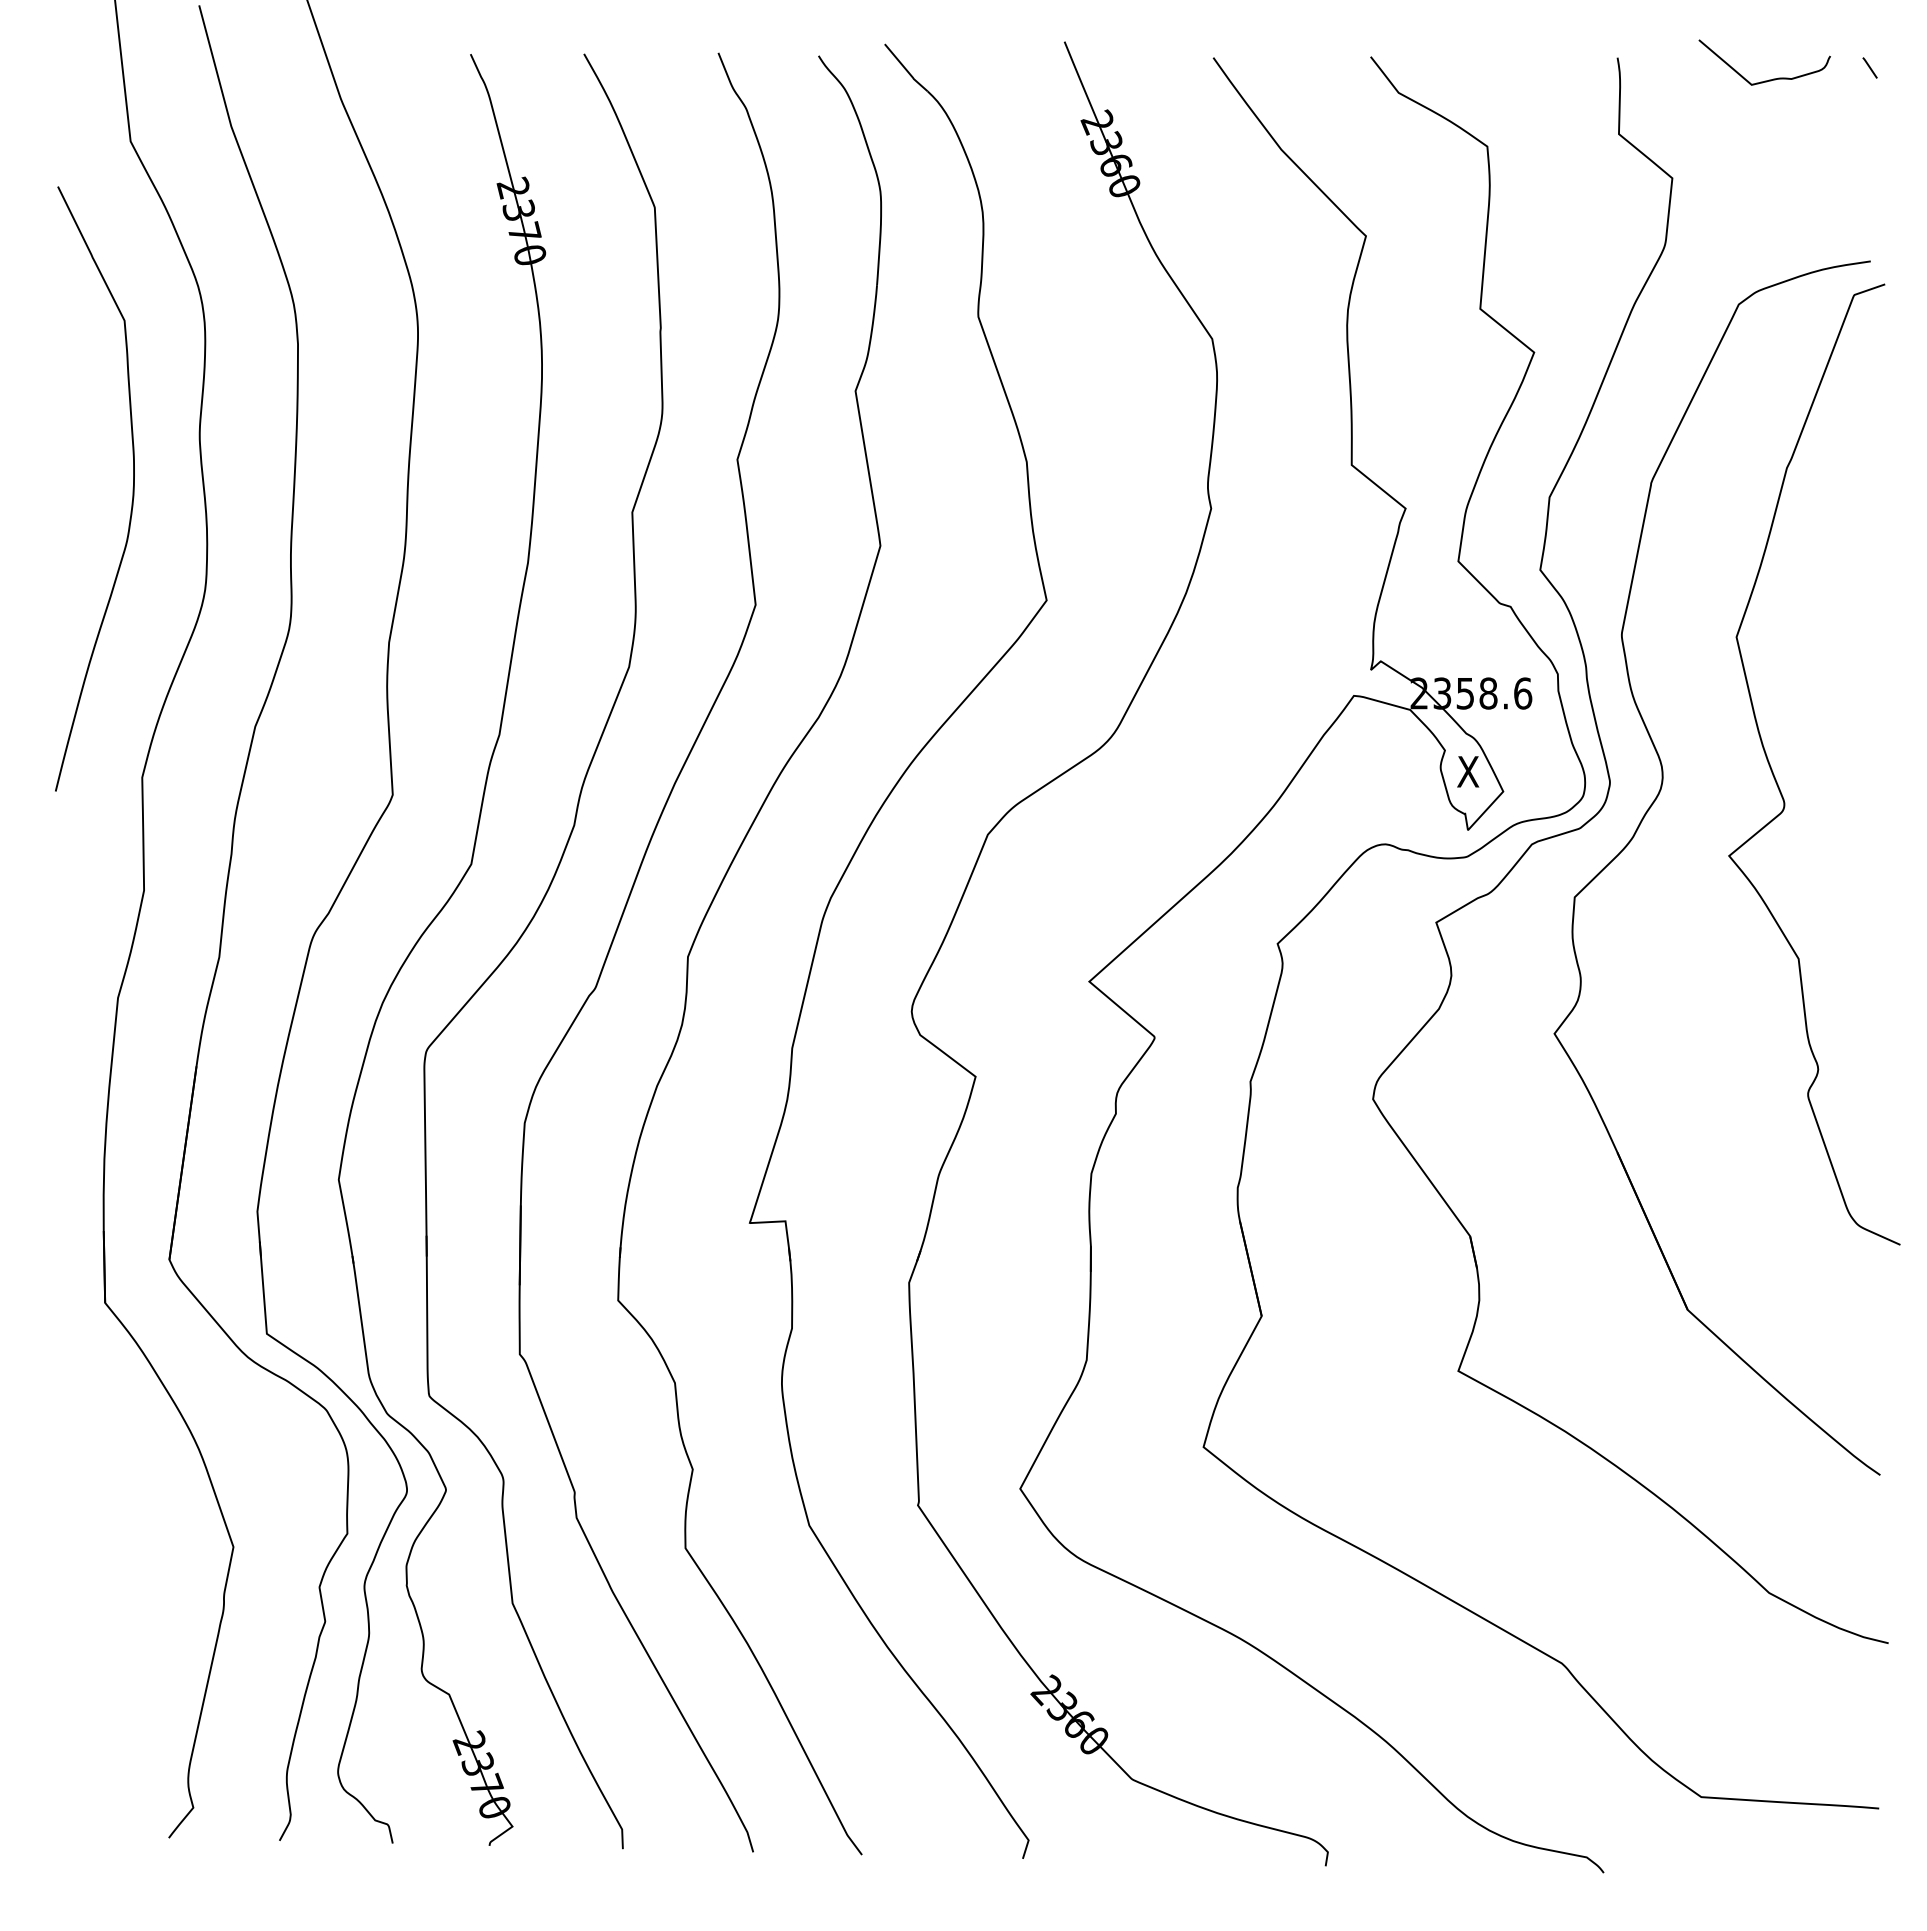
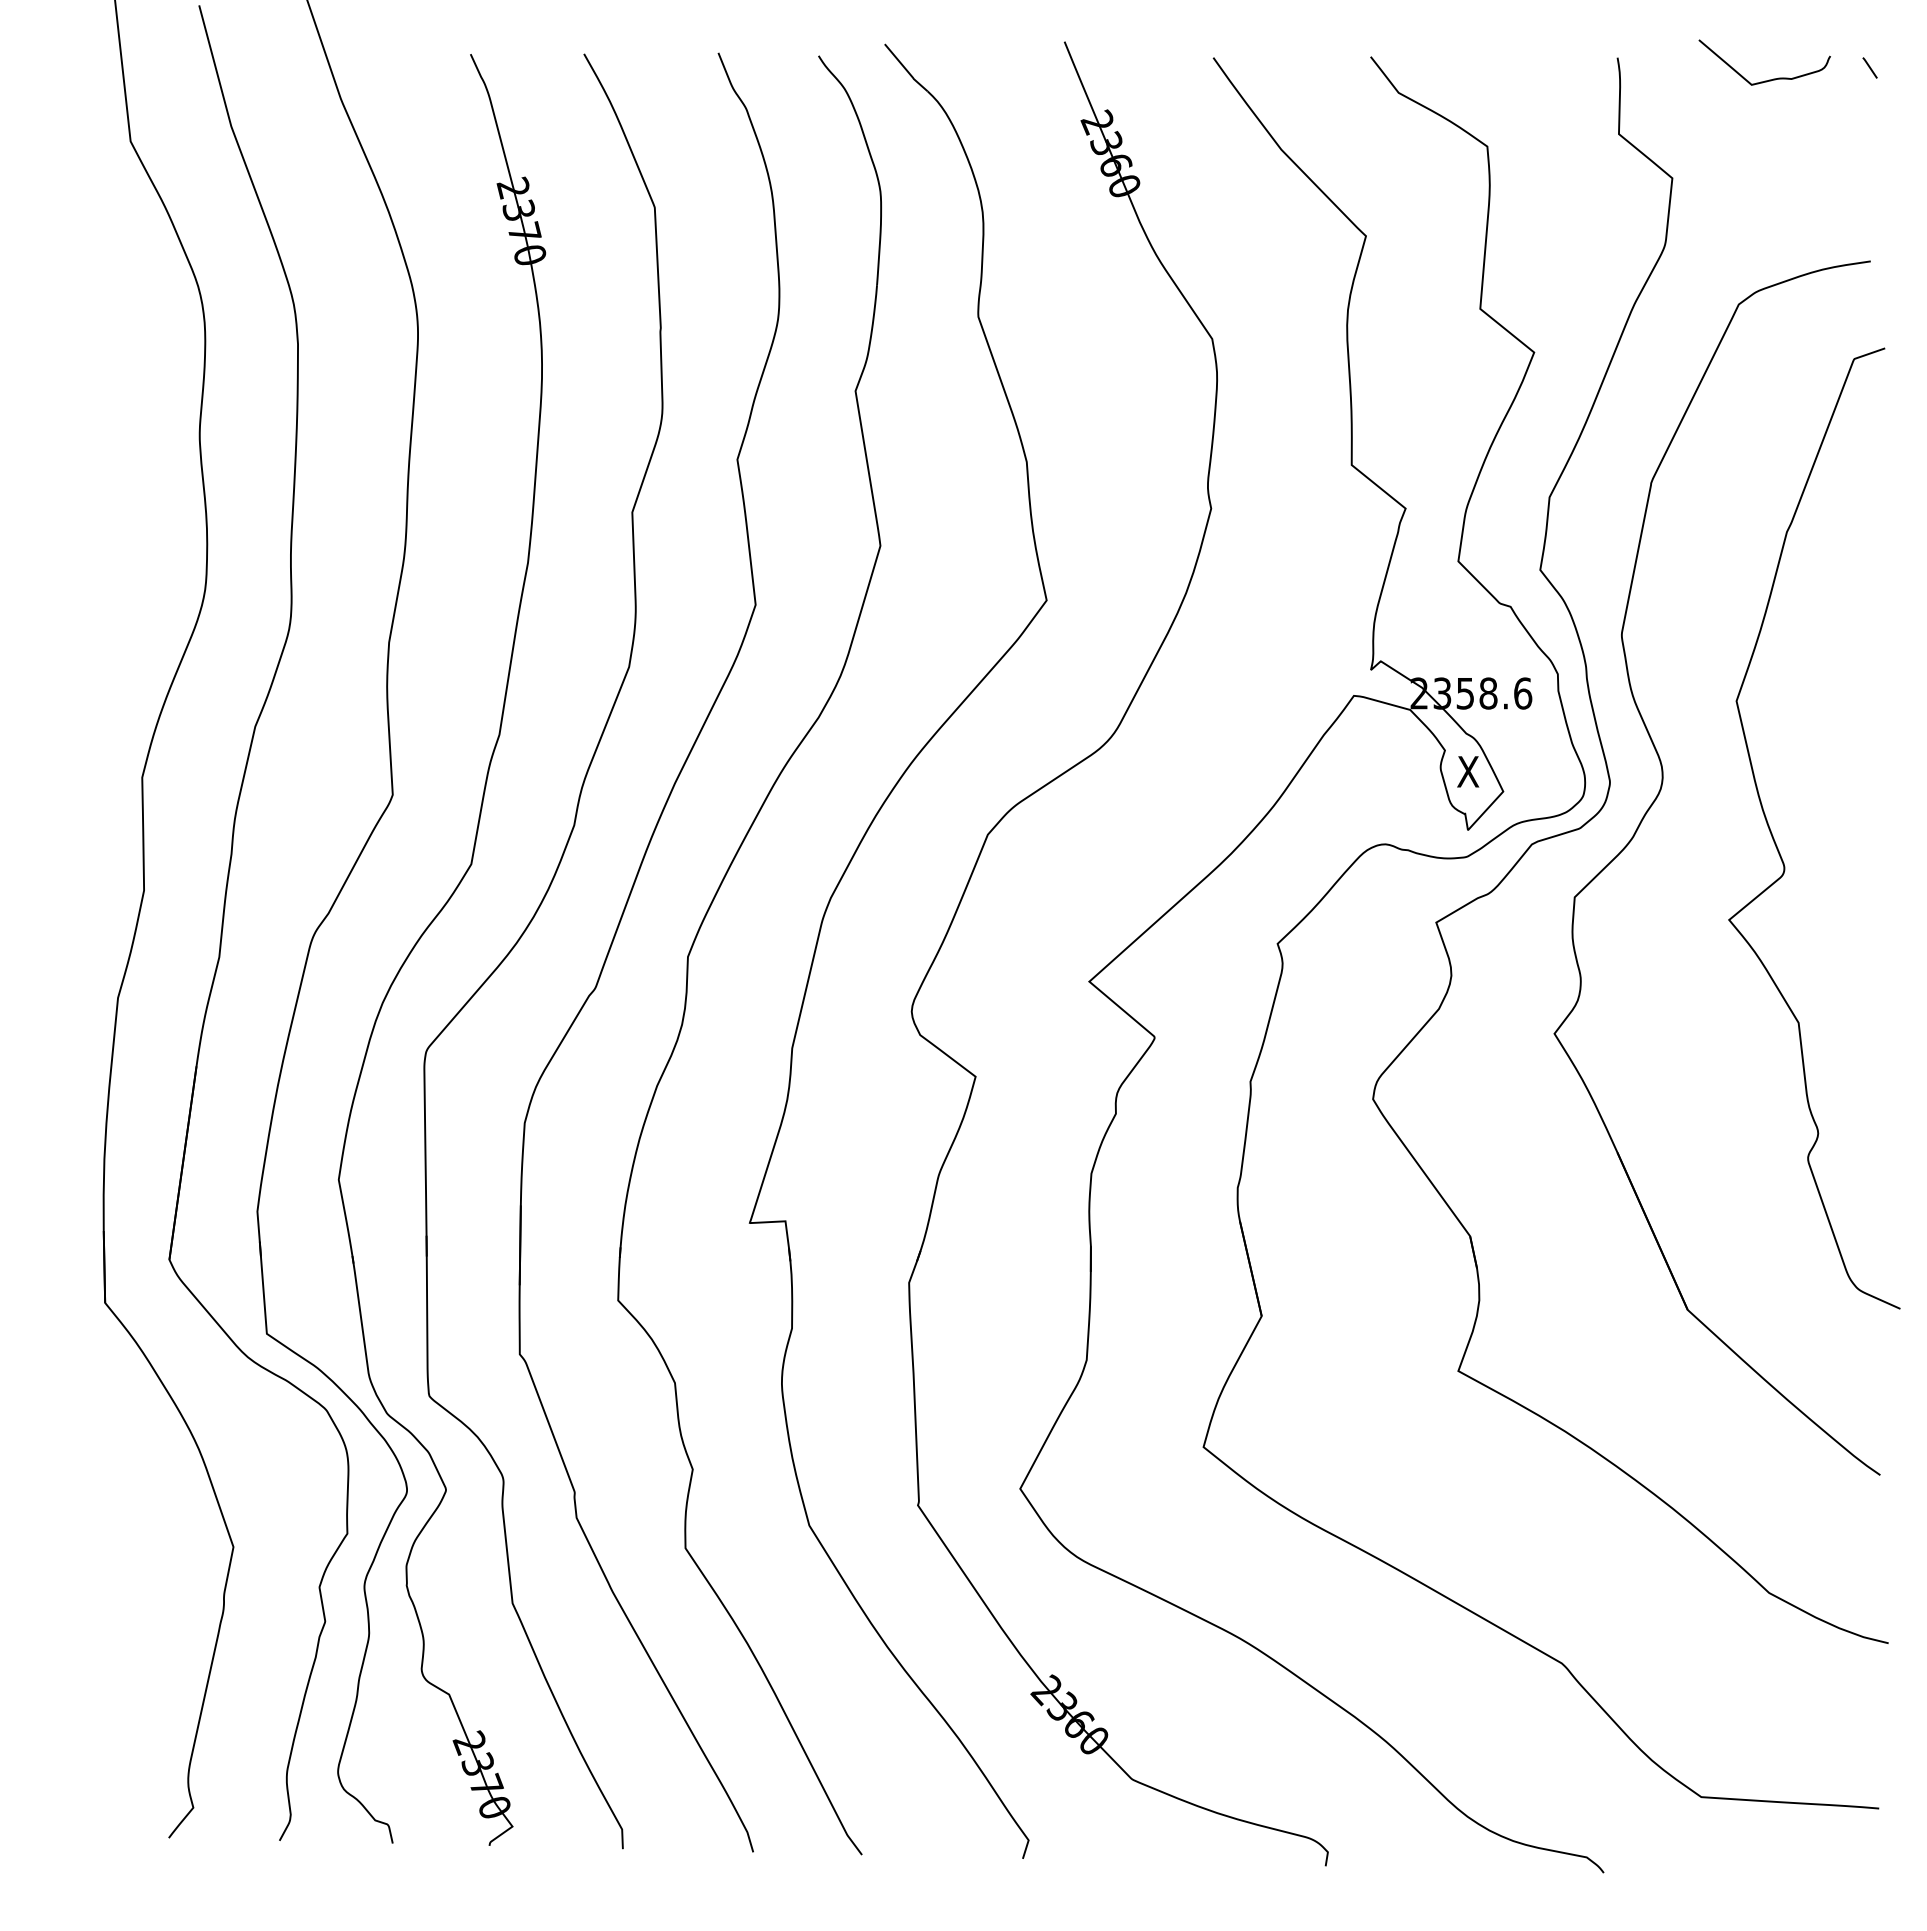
curve: present -> none (132, 488)
curve position: (1777, 781) -> (1777, 845) (1777, 845)
